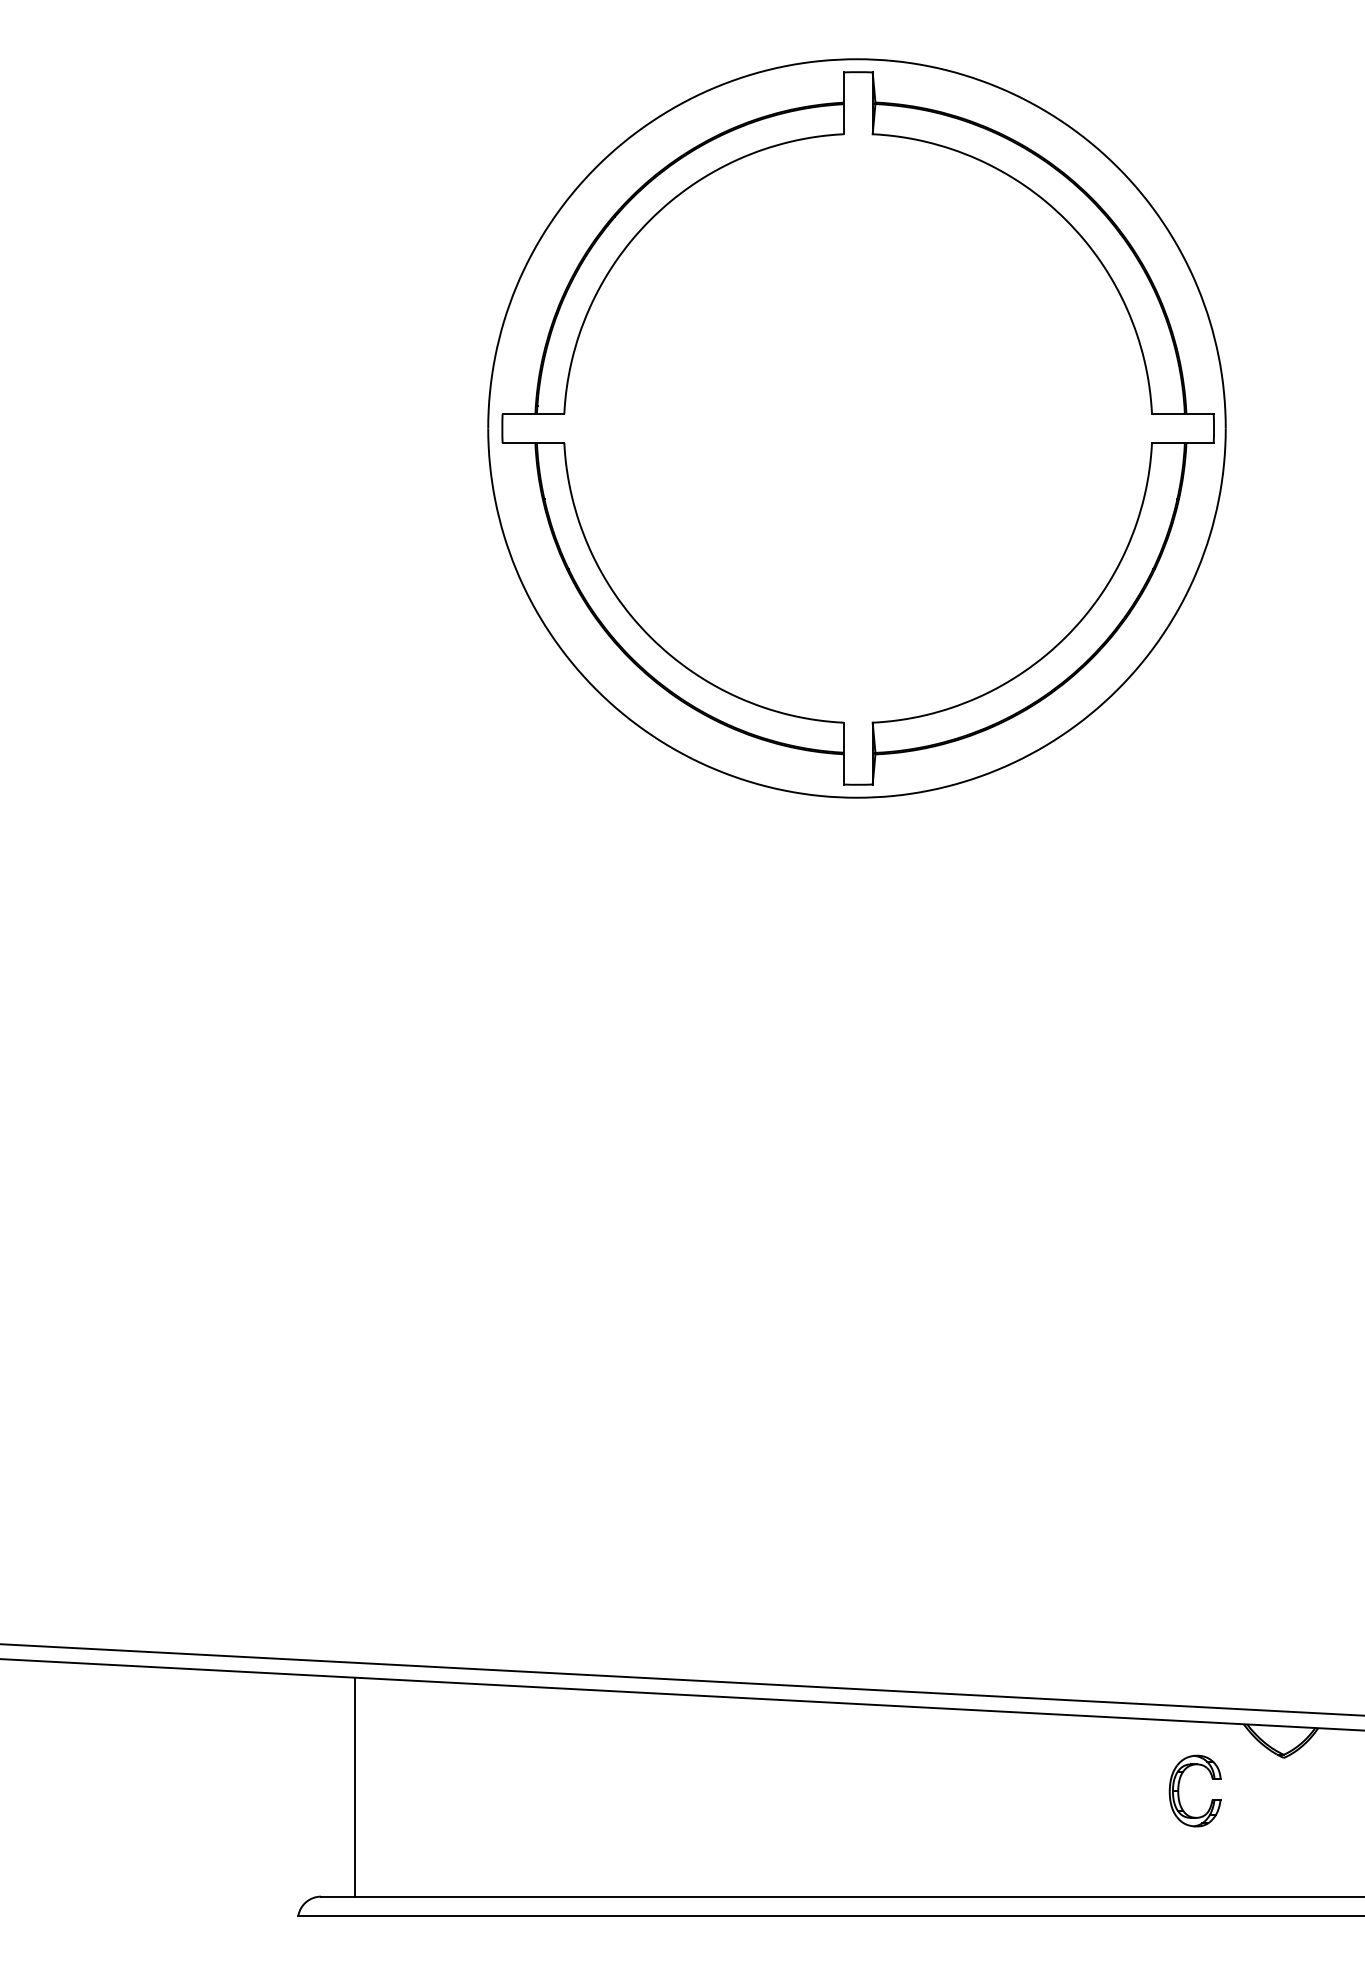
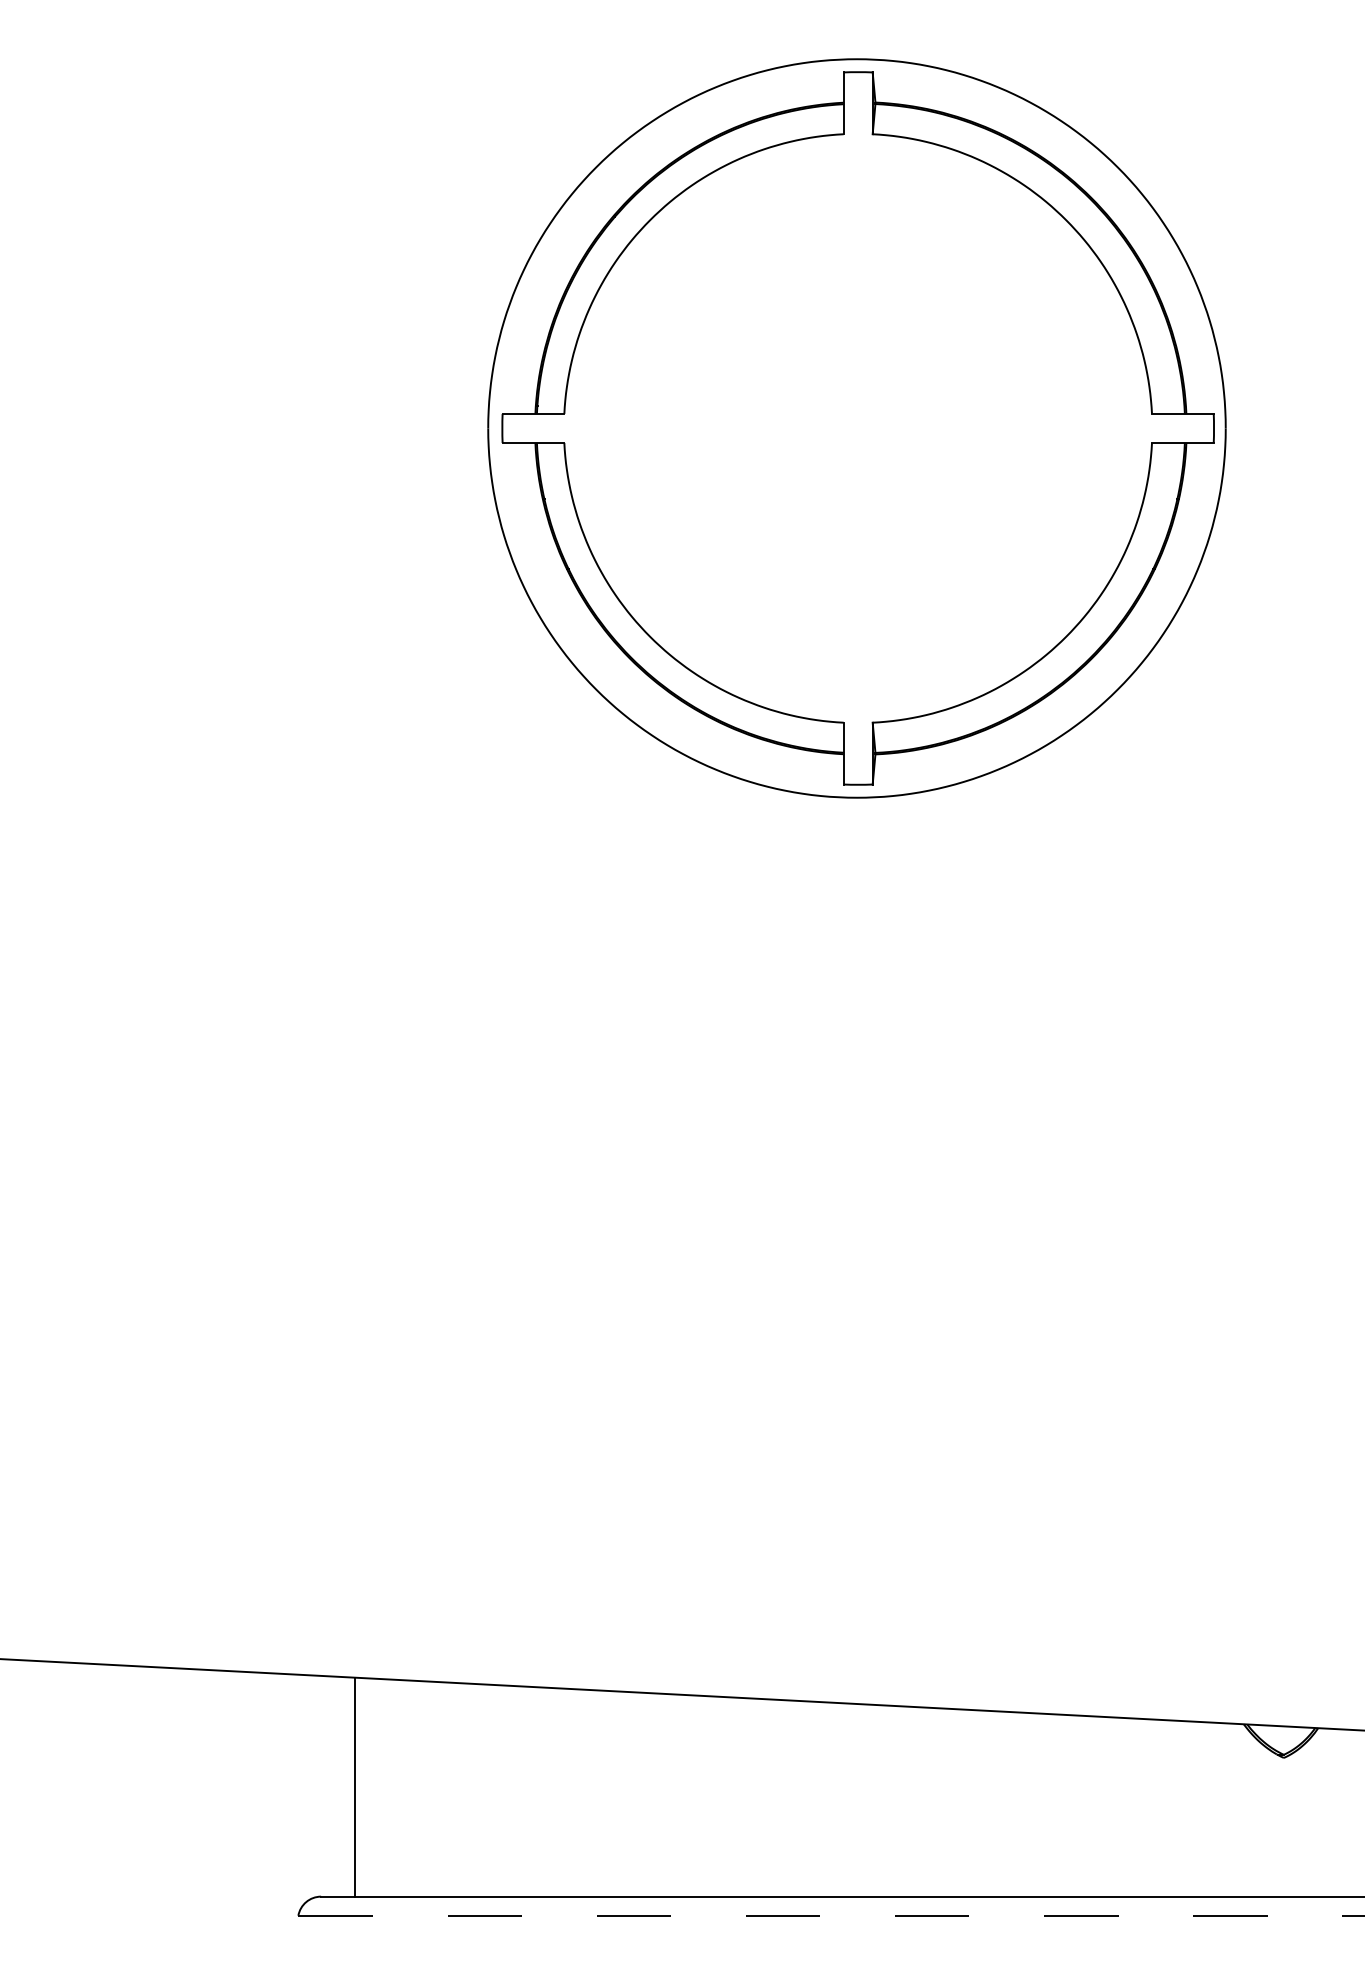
line: present -> none (681, 1679)
part: present -> none (1179, 1790)
line: solid -> dashed (831, 1915)
